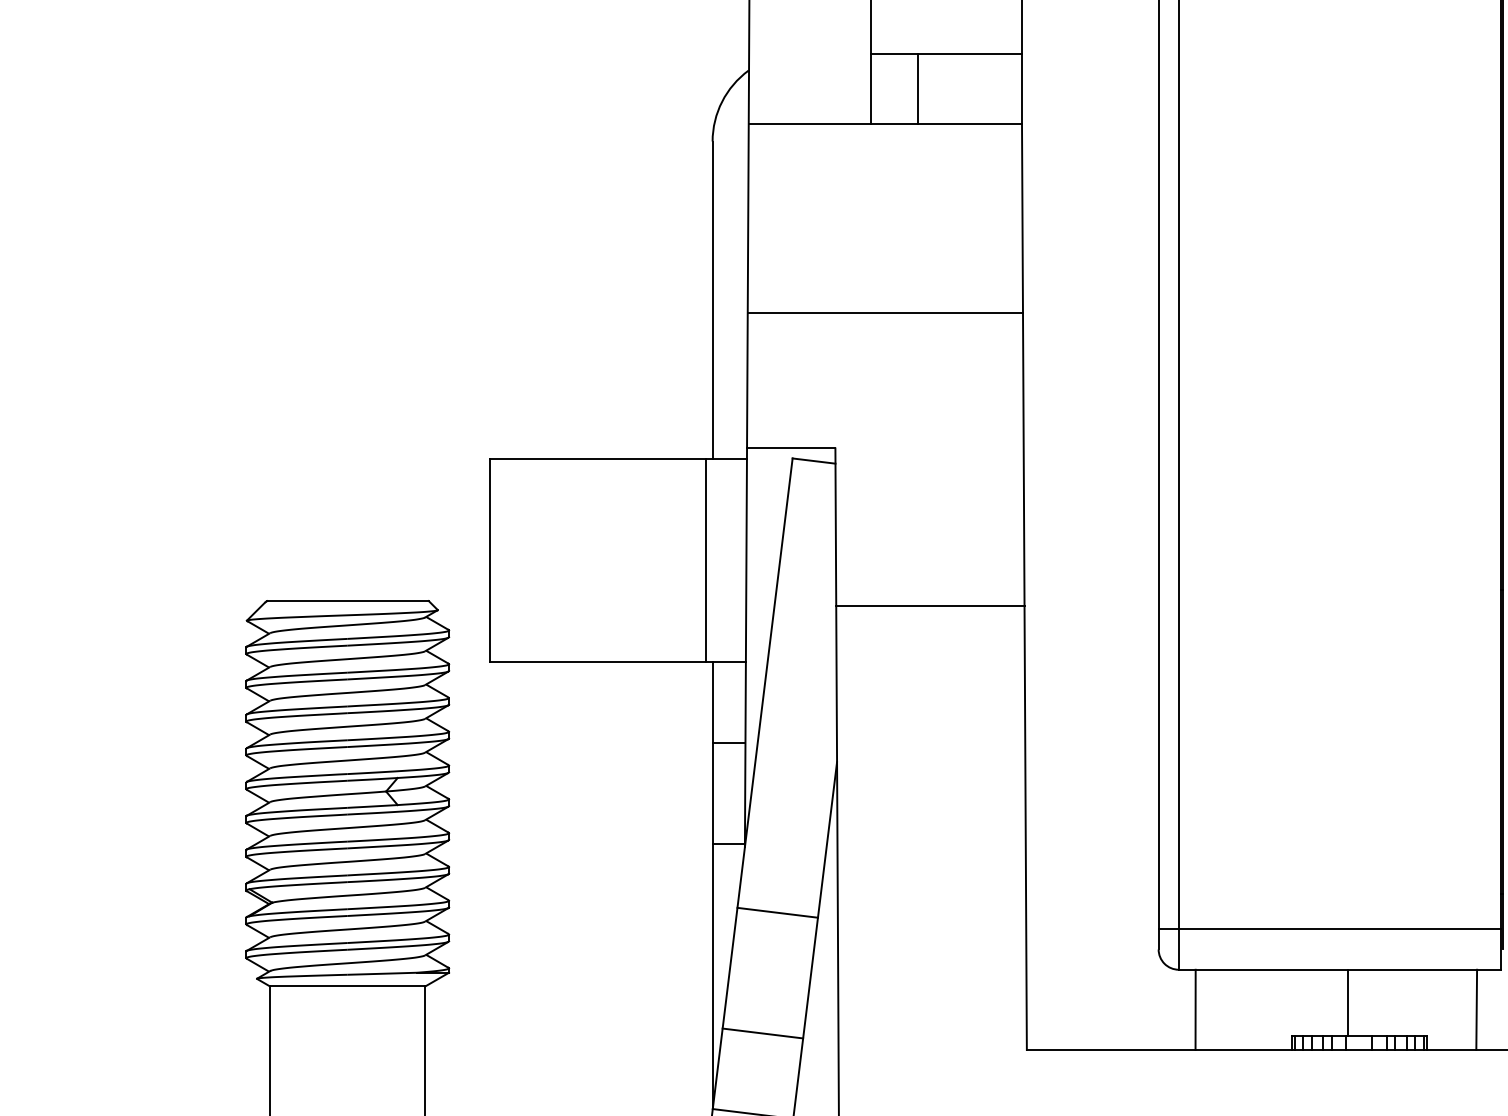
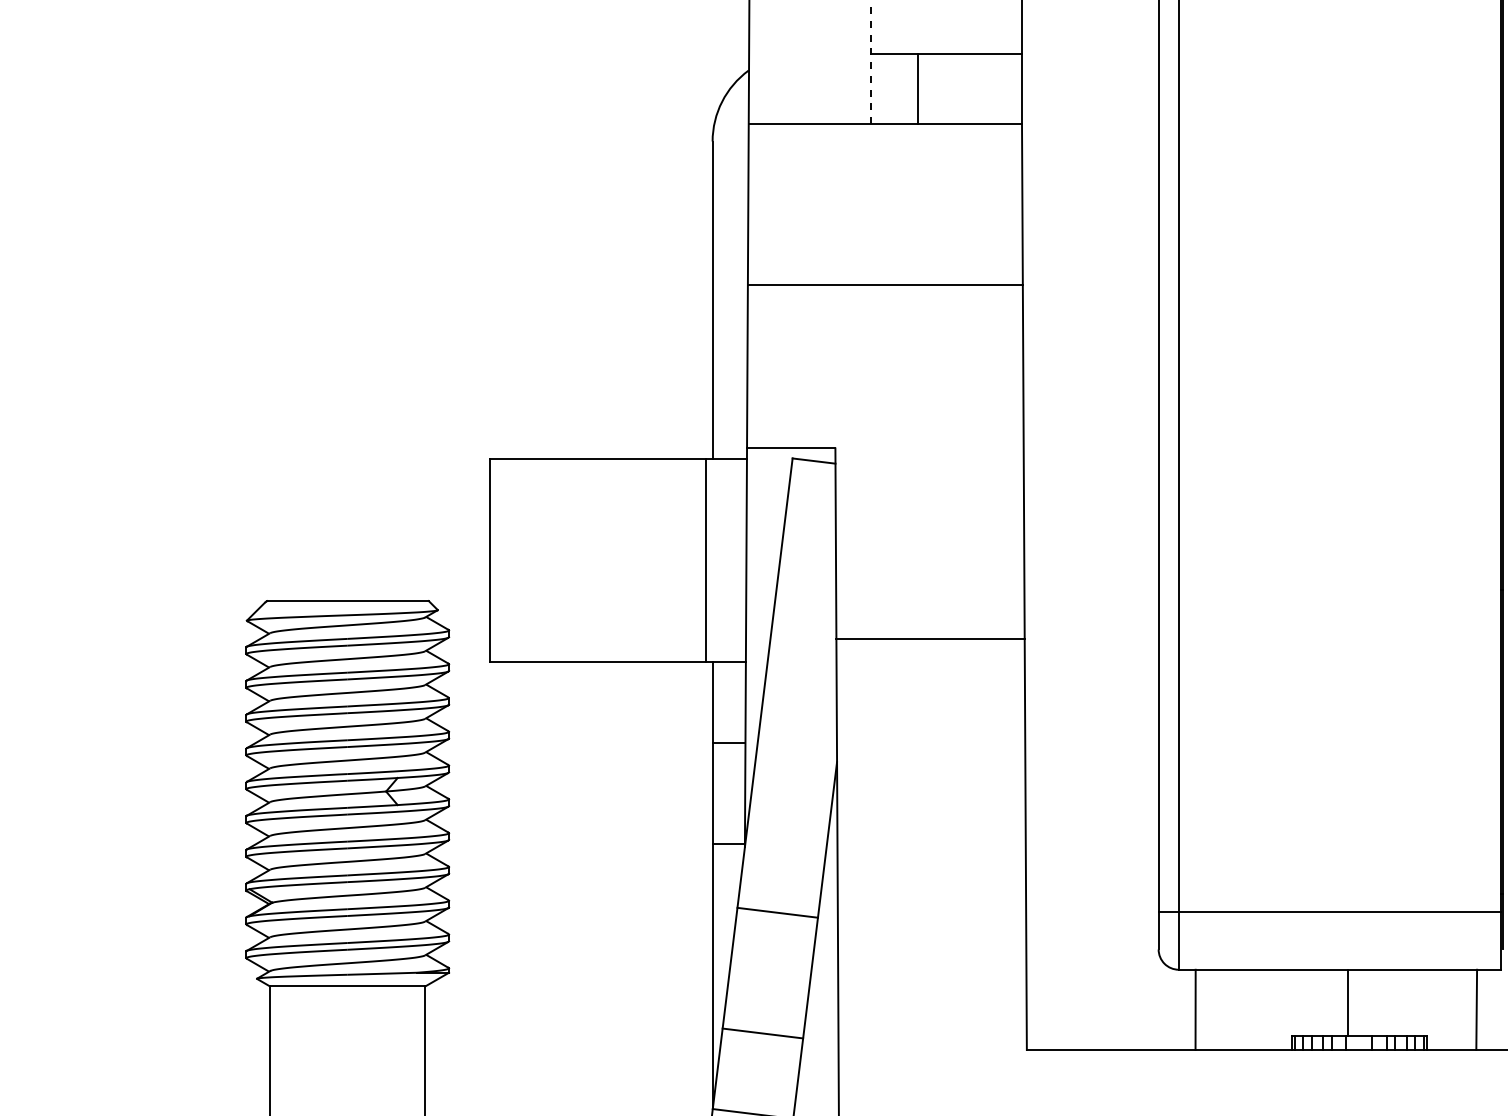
line: solid -> dashed (871, 62)
line position: (885, 313) -> (885, 285) (885, 285)
line position: (930, 606) -> (930, 639) (930, 639)
line position: (1329, 929) -> (1329, 912) (1329, 912)
